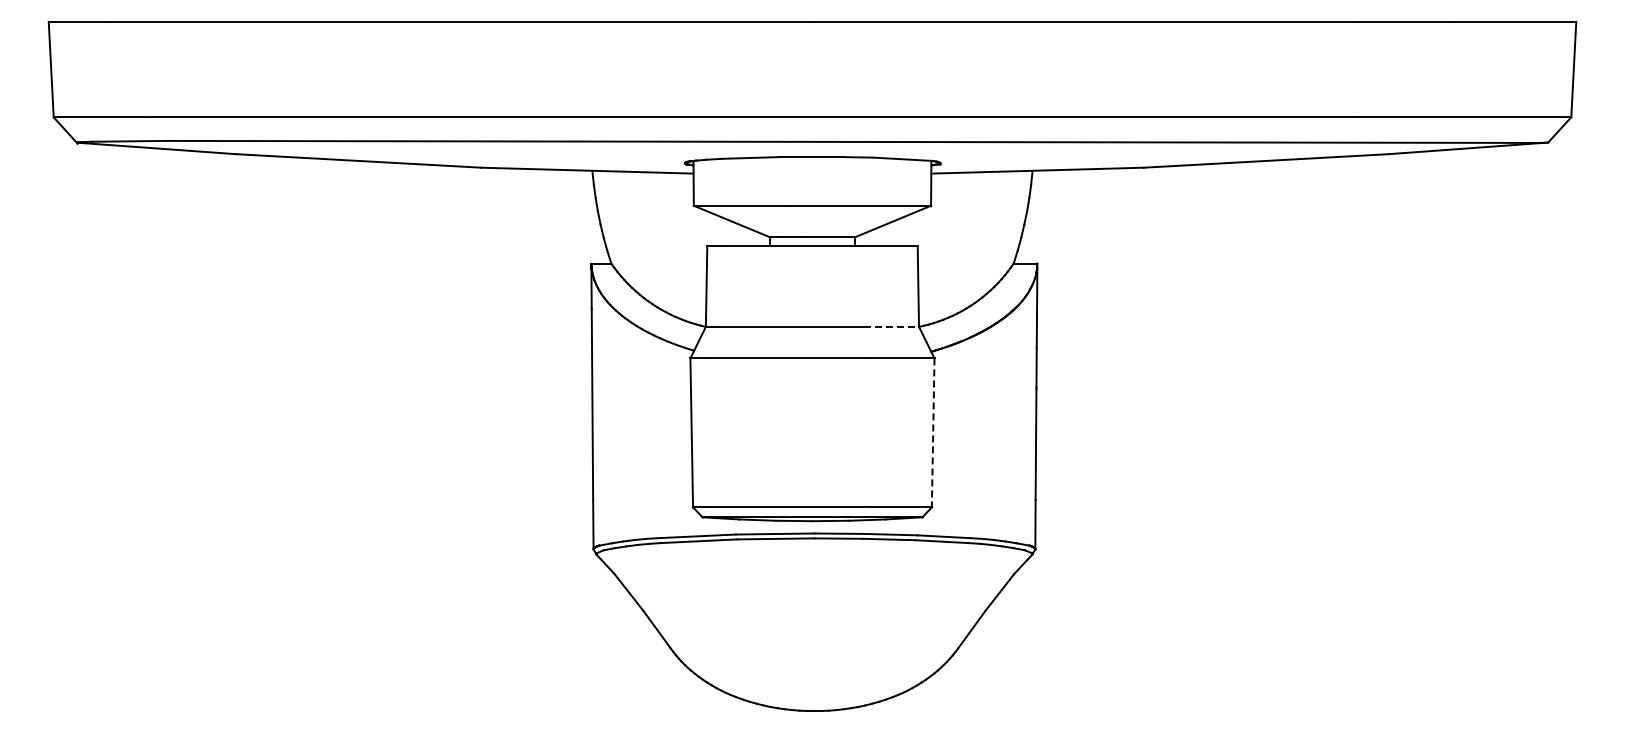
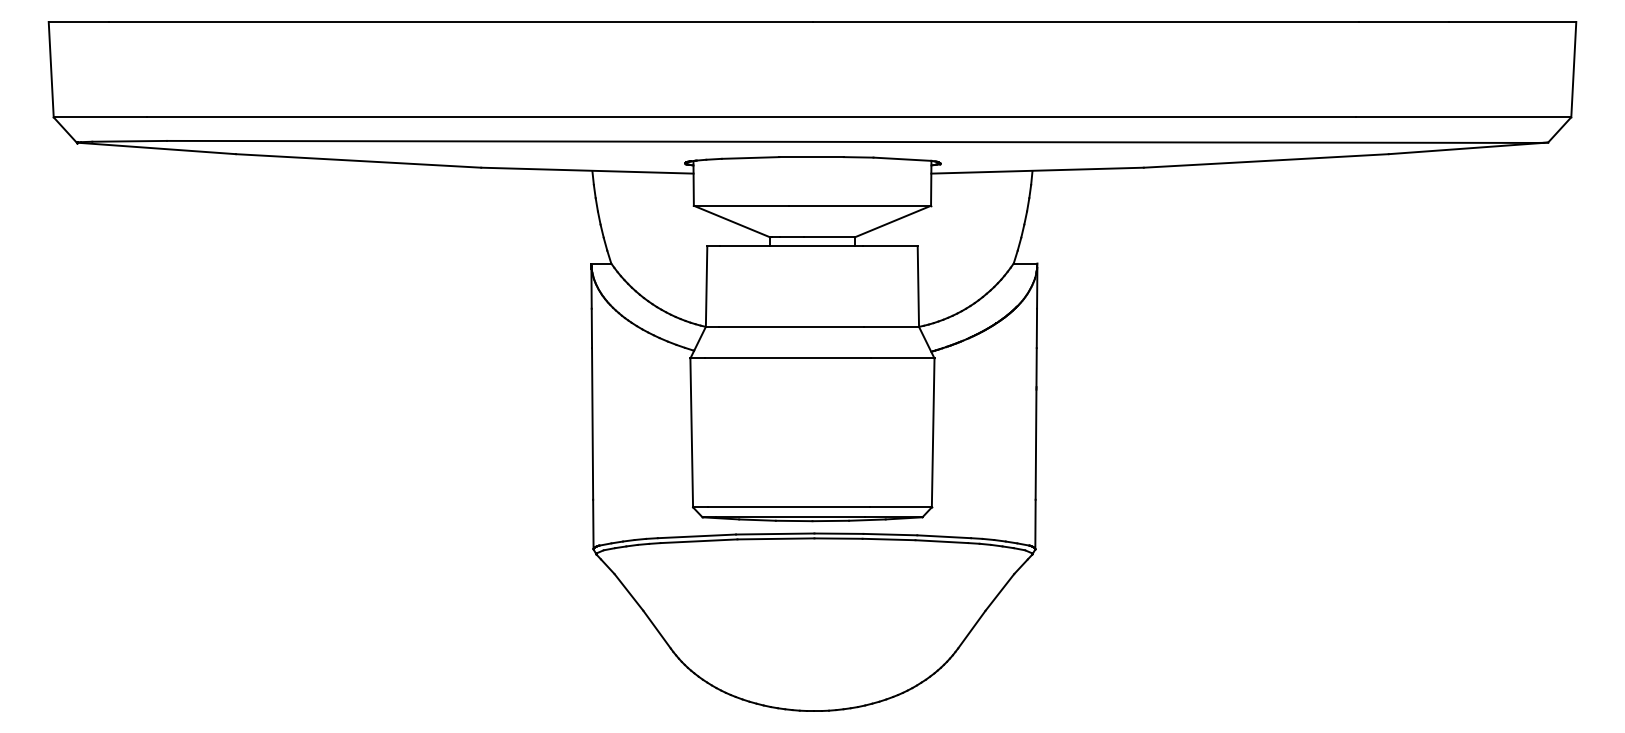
line: dashed -> solid (891, 326)
line: dashed -> solid (933, 433)
